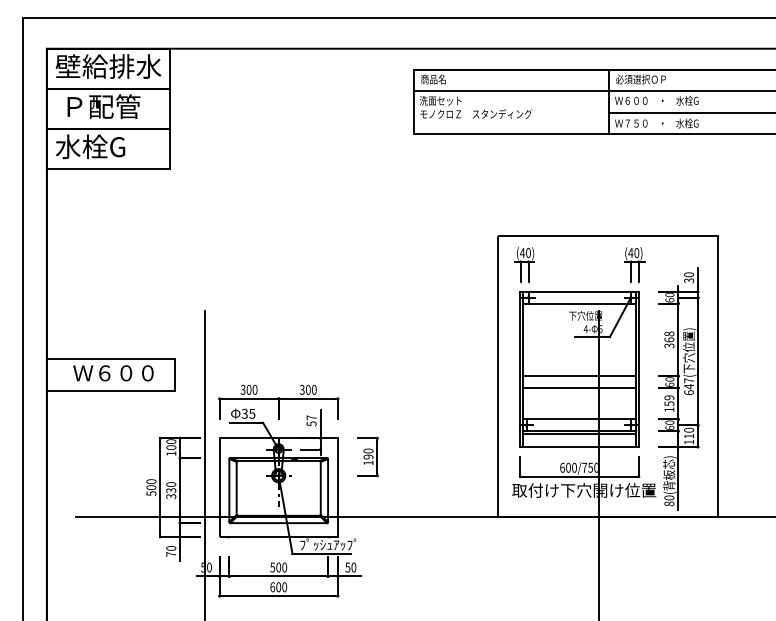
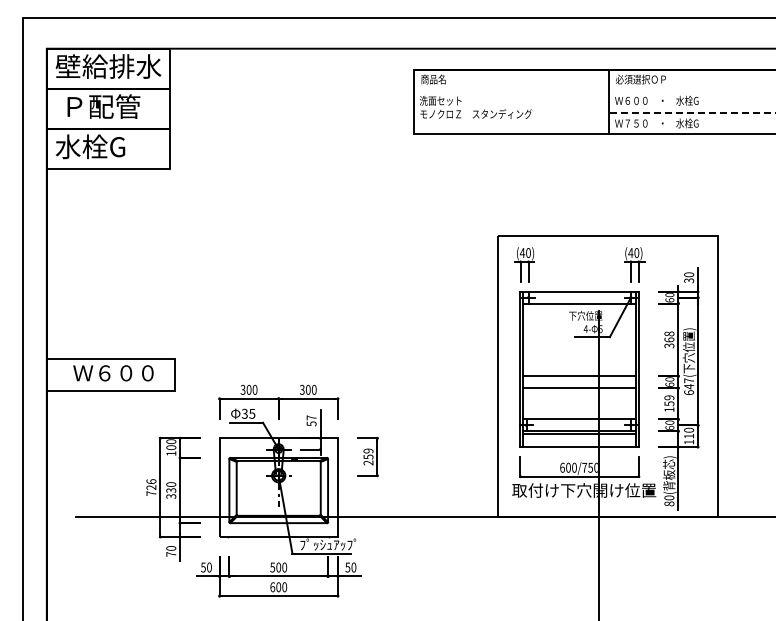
line: present -> none (592, 91)
line: solid -> dashed (691, 112)
text: 190 -> 259 (368, 456)
line: present -> none (204, 464)
text: 500 -> 726 (151, 487)
